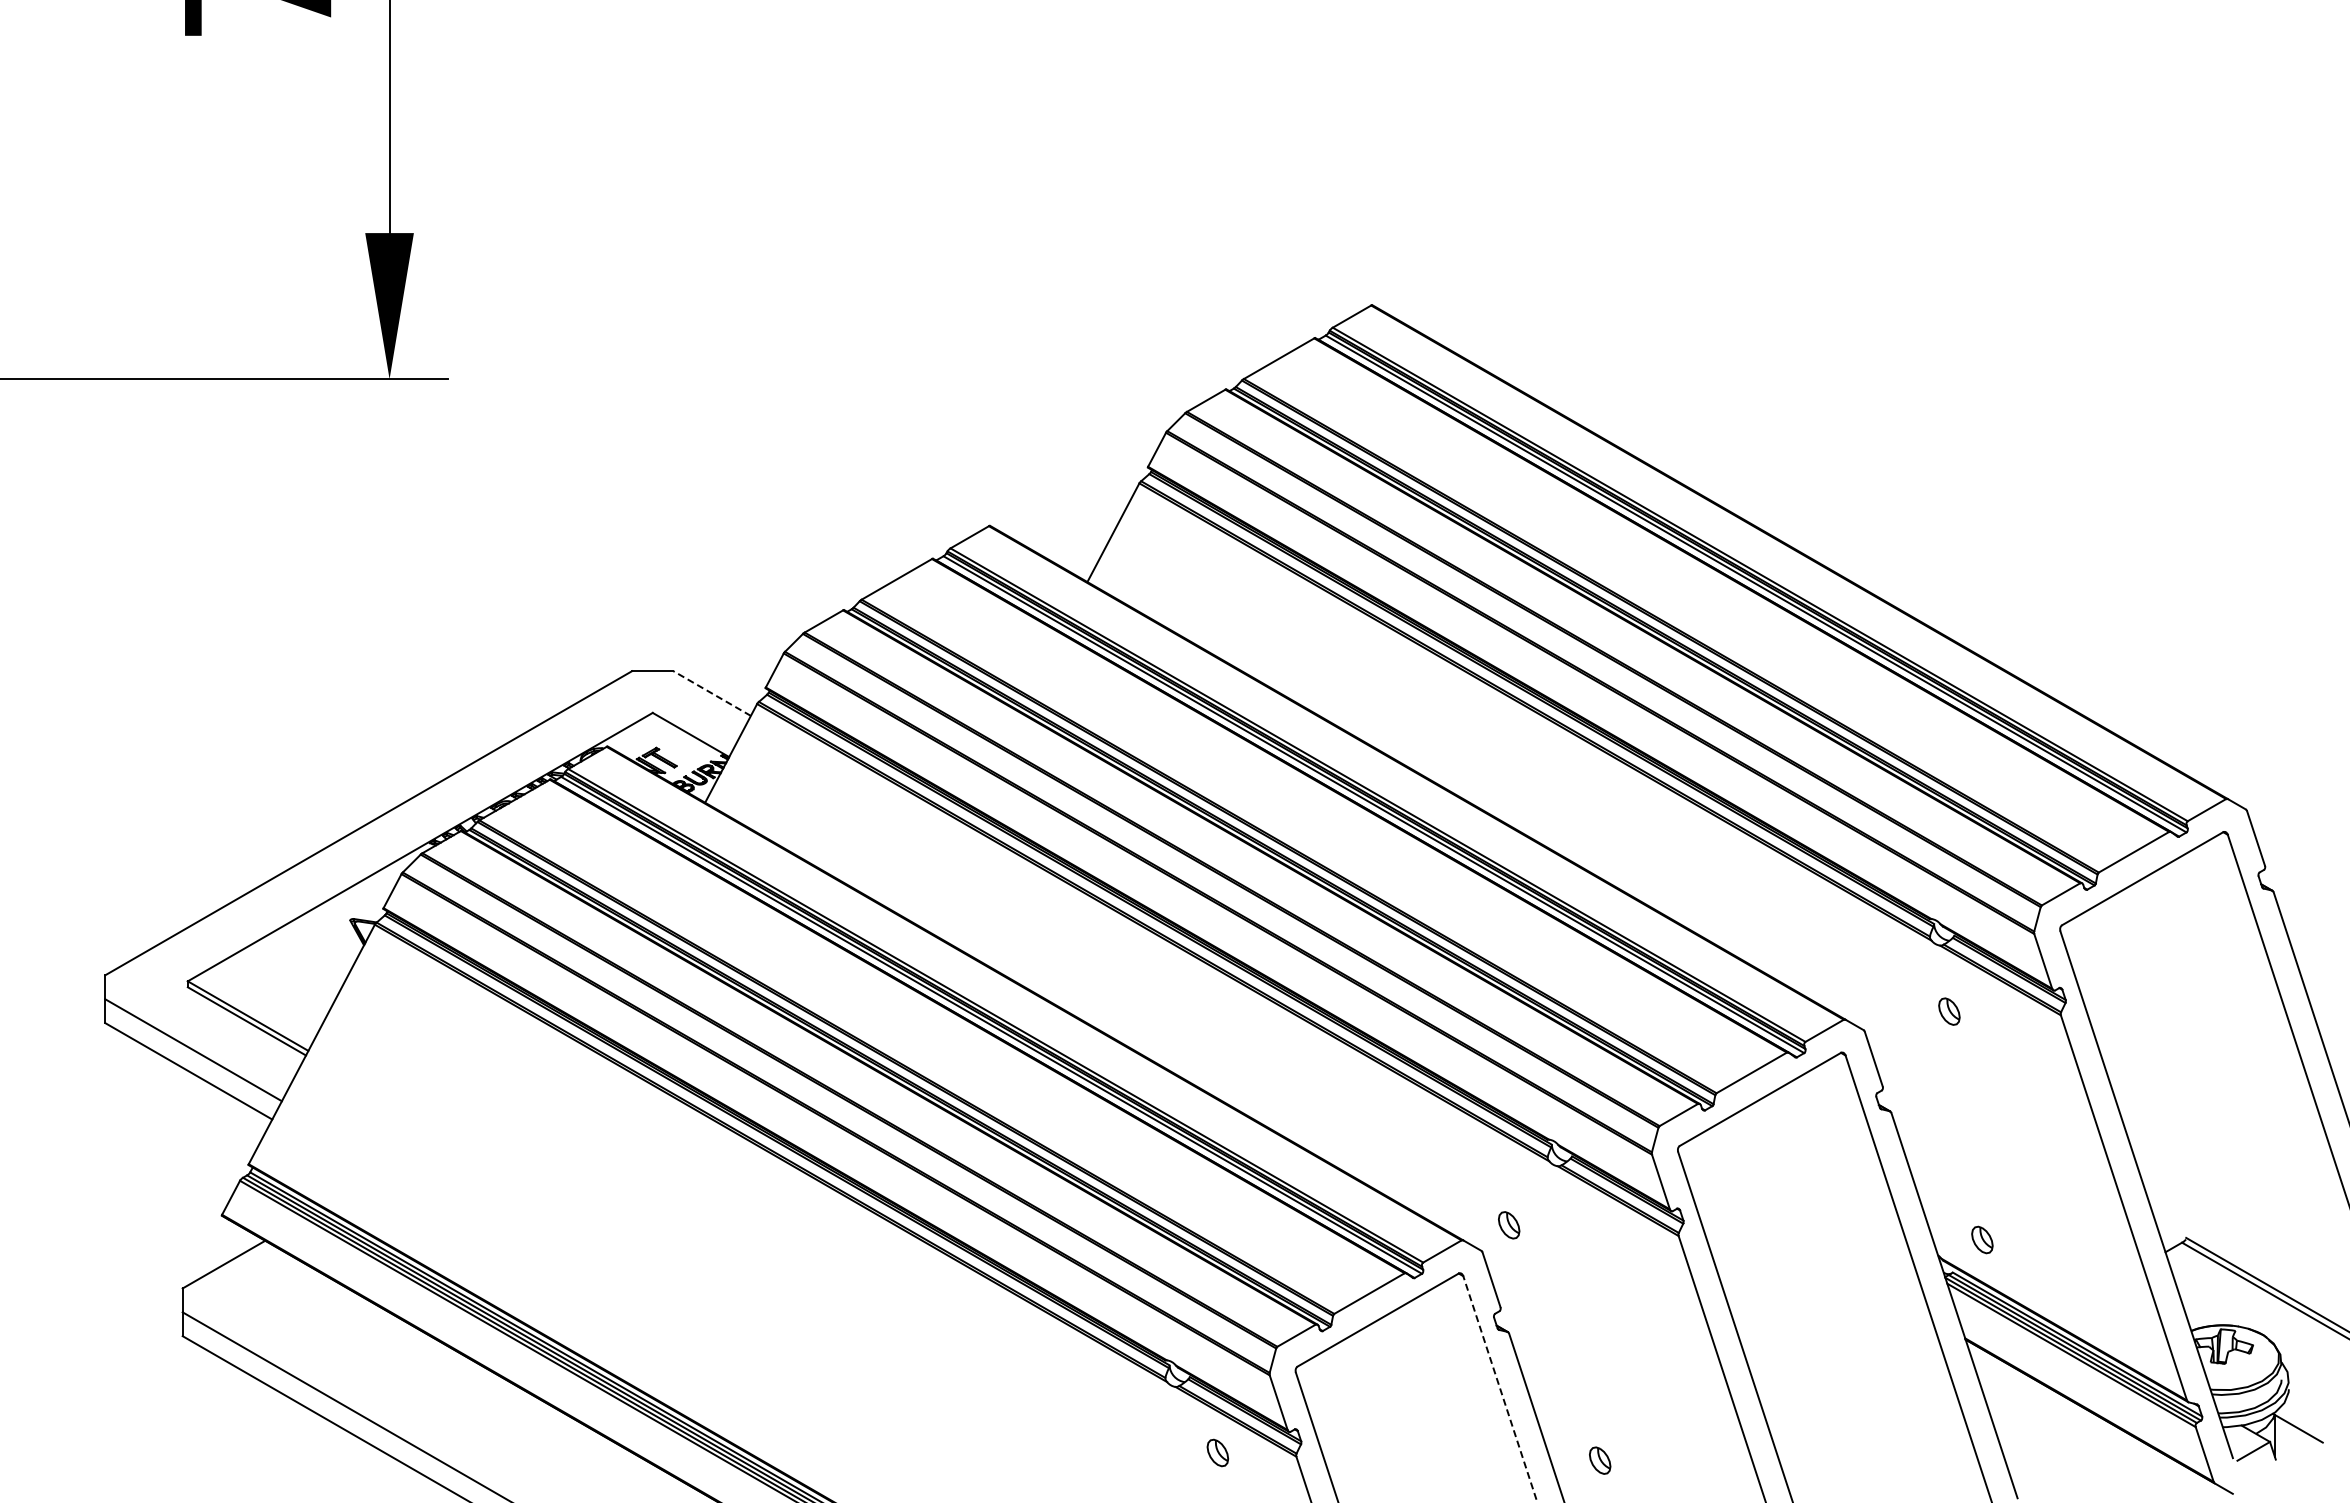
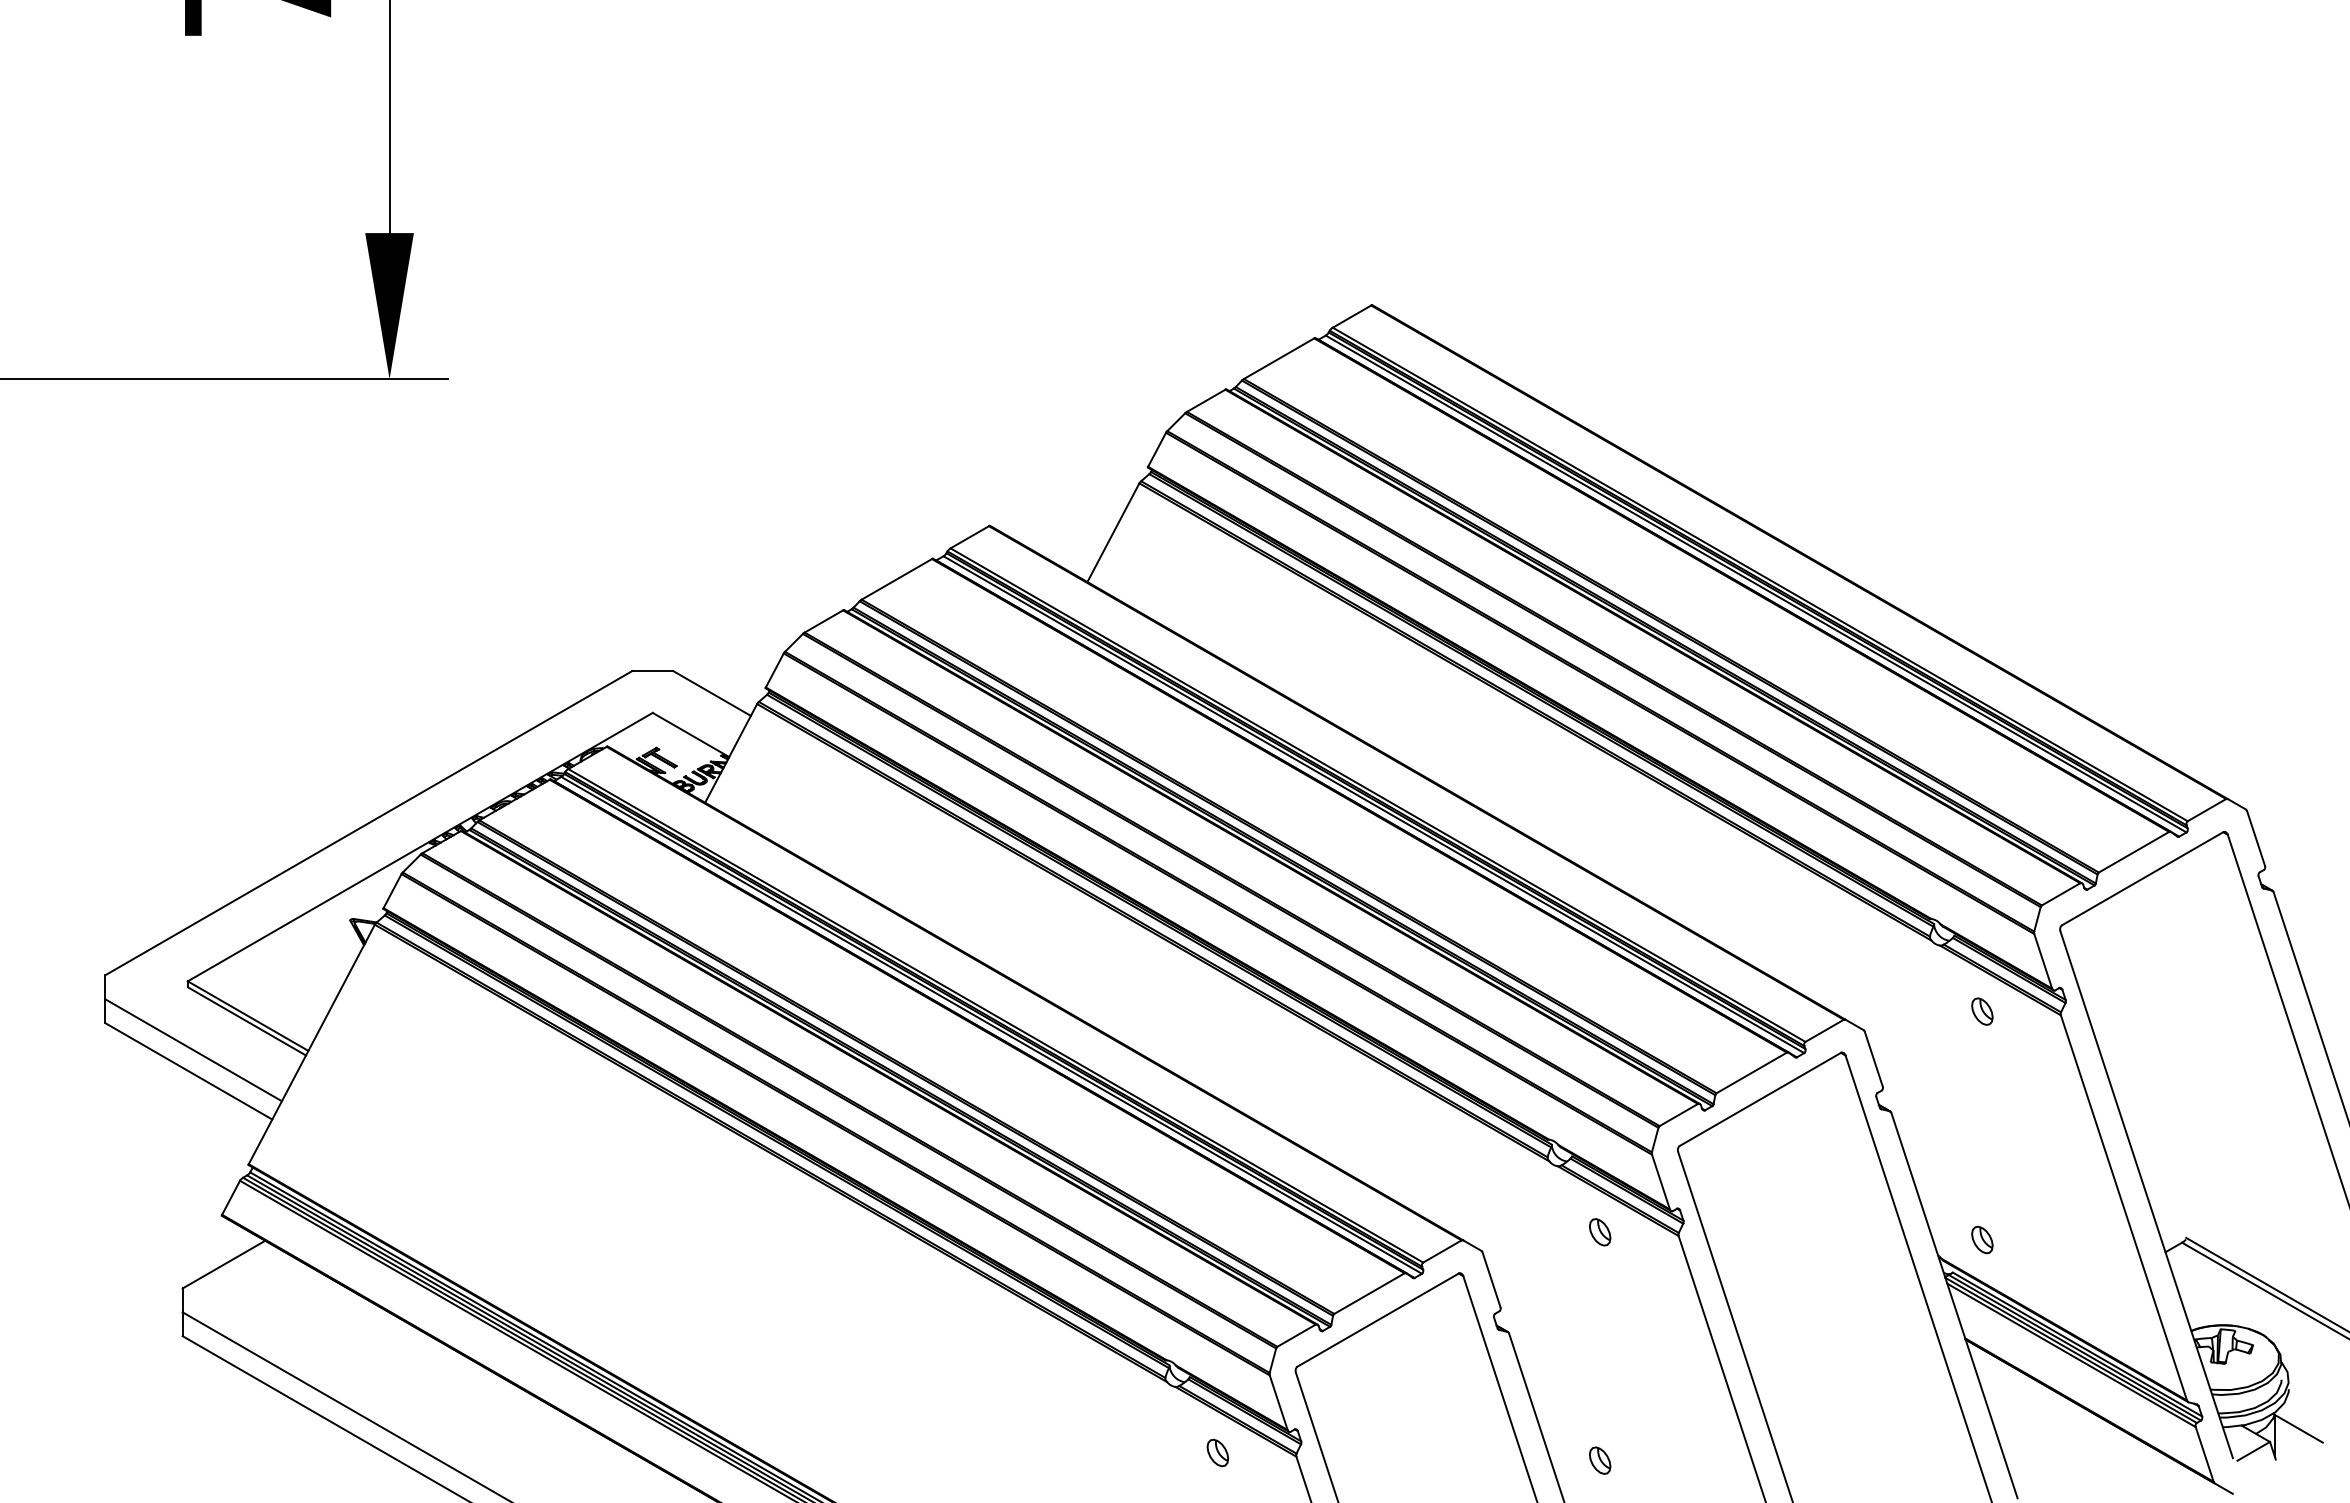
line: dashed -> solid (712, 693)
part position: (1949, 1011) -> (1982, 1011) (1982, 1011)
part position: (1509, 1225) -> (1600, 1232) (1600, 1232)
line: dashed -> solid (1500, 1389)
